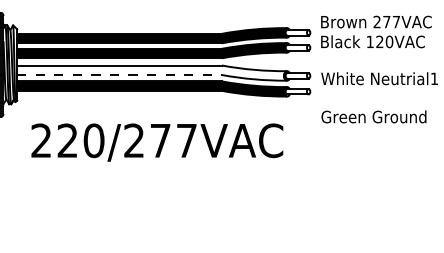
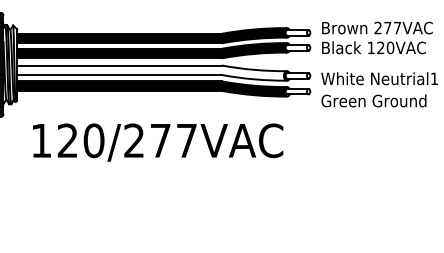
text position: (376, 31) -> (377, 37) (377, 37)
line: dashed -> solid (119, 75)
text position: (373, 116) -> (373, 100) (373, 100)
text: 220/277VAC -> 120/277VAC (40, 140)
